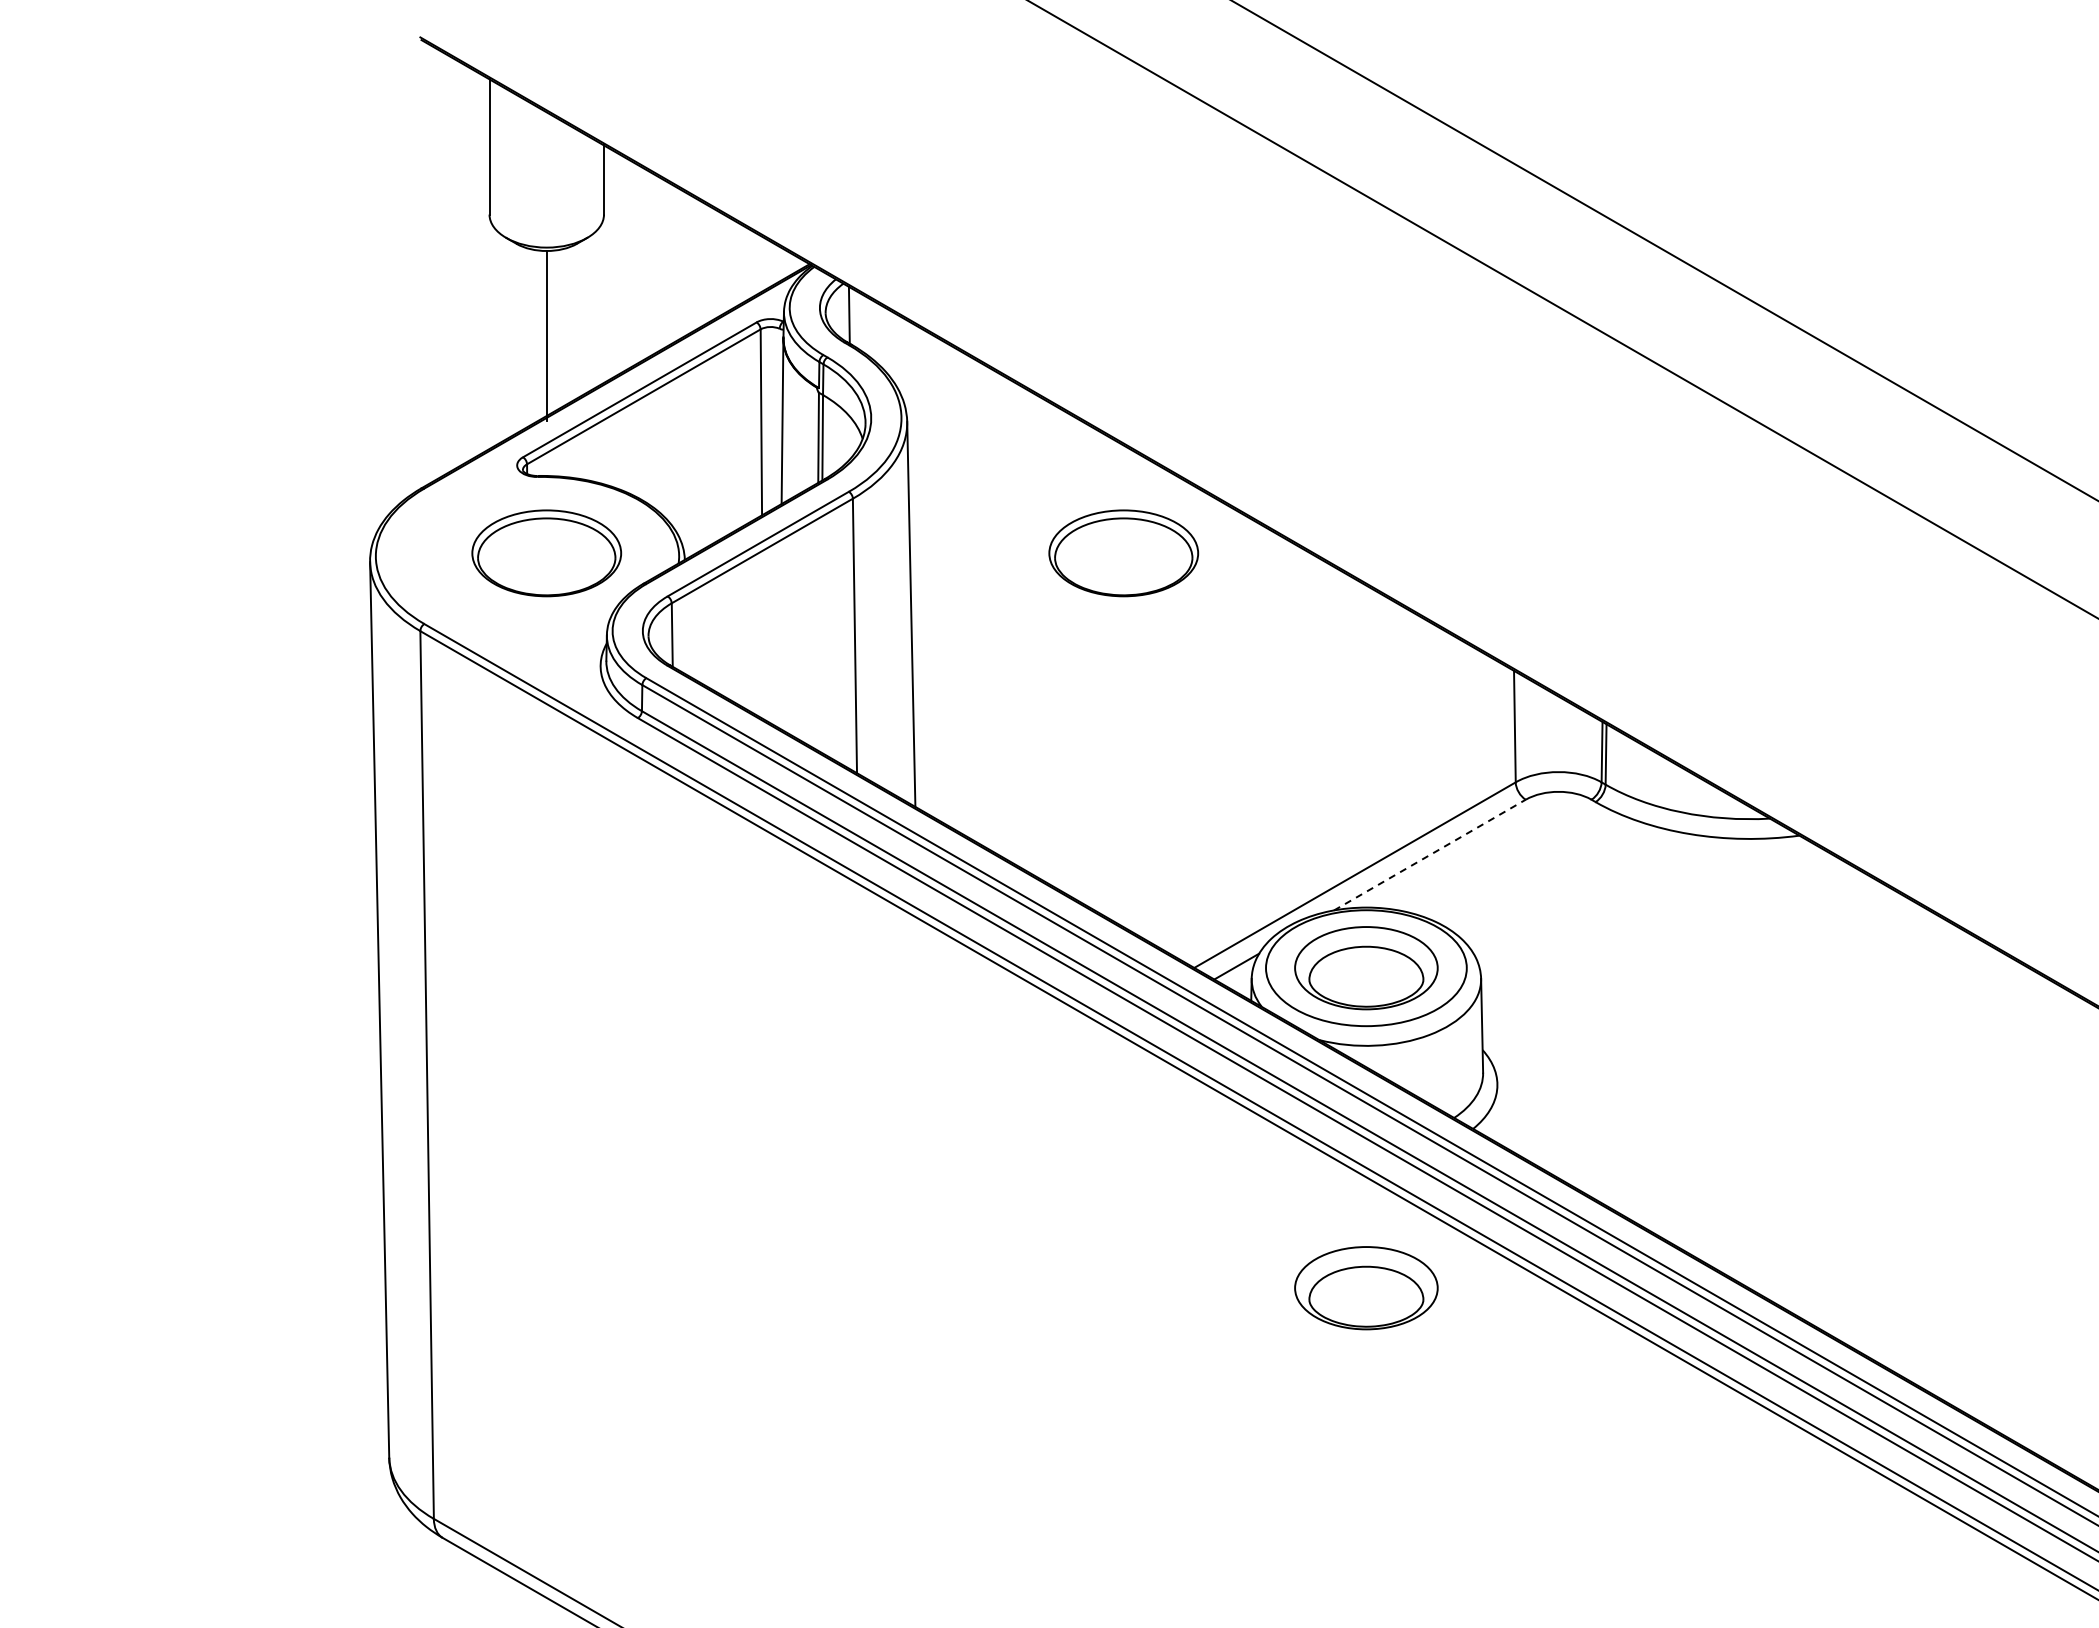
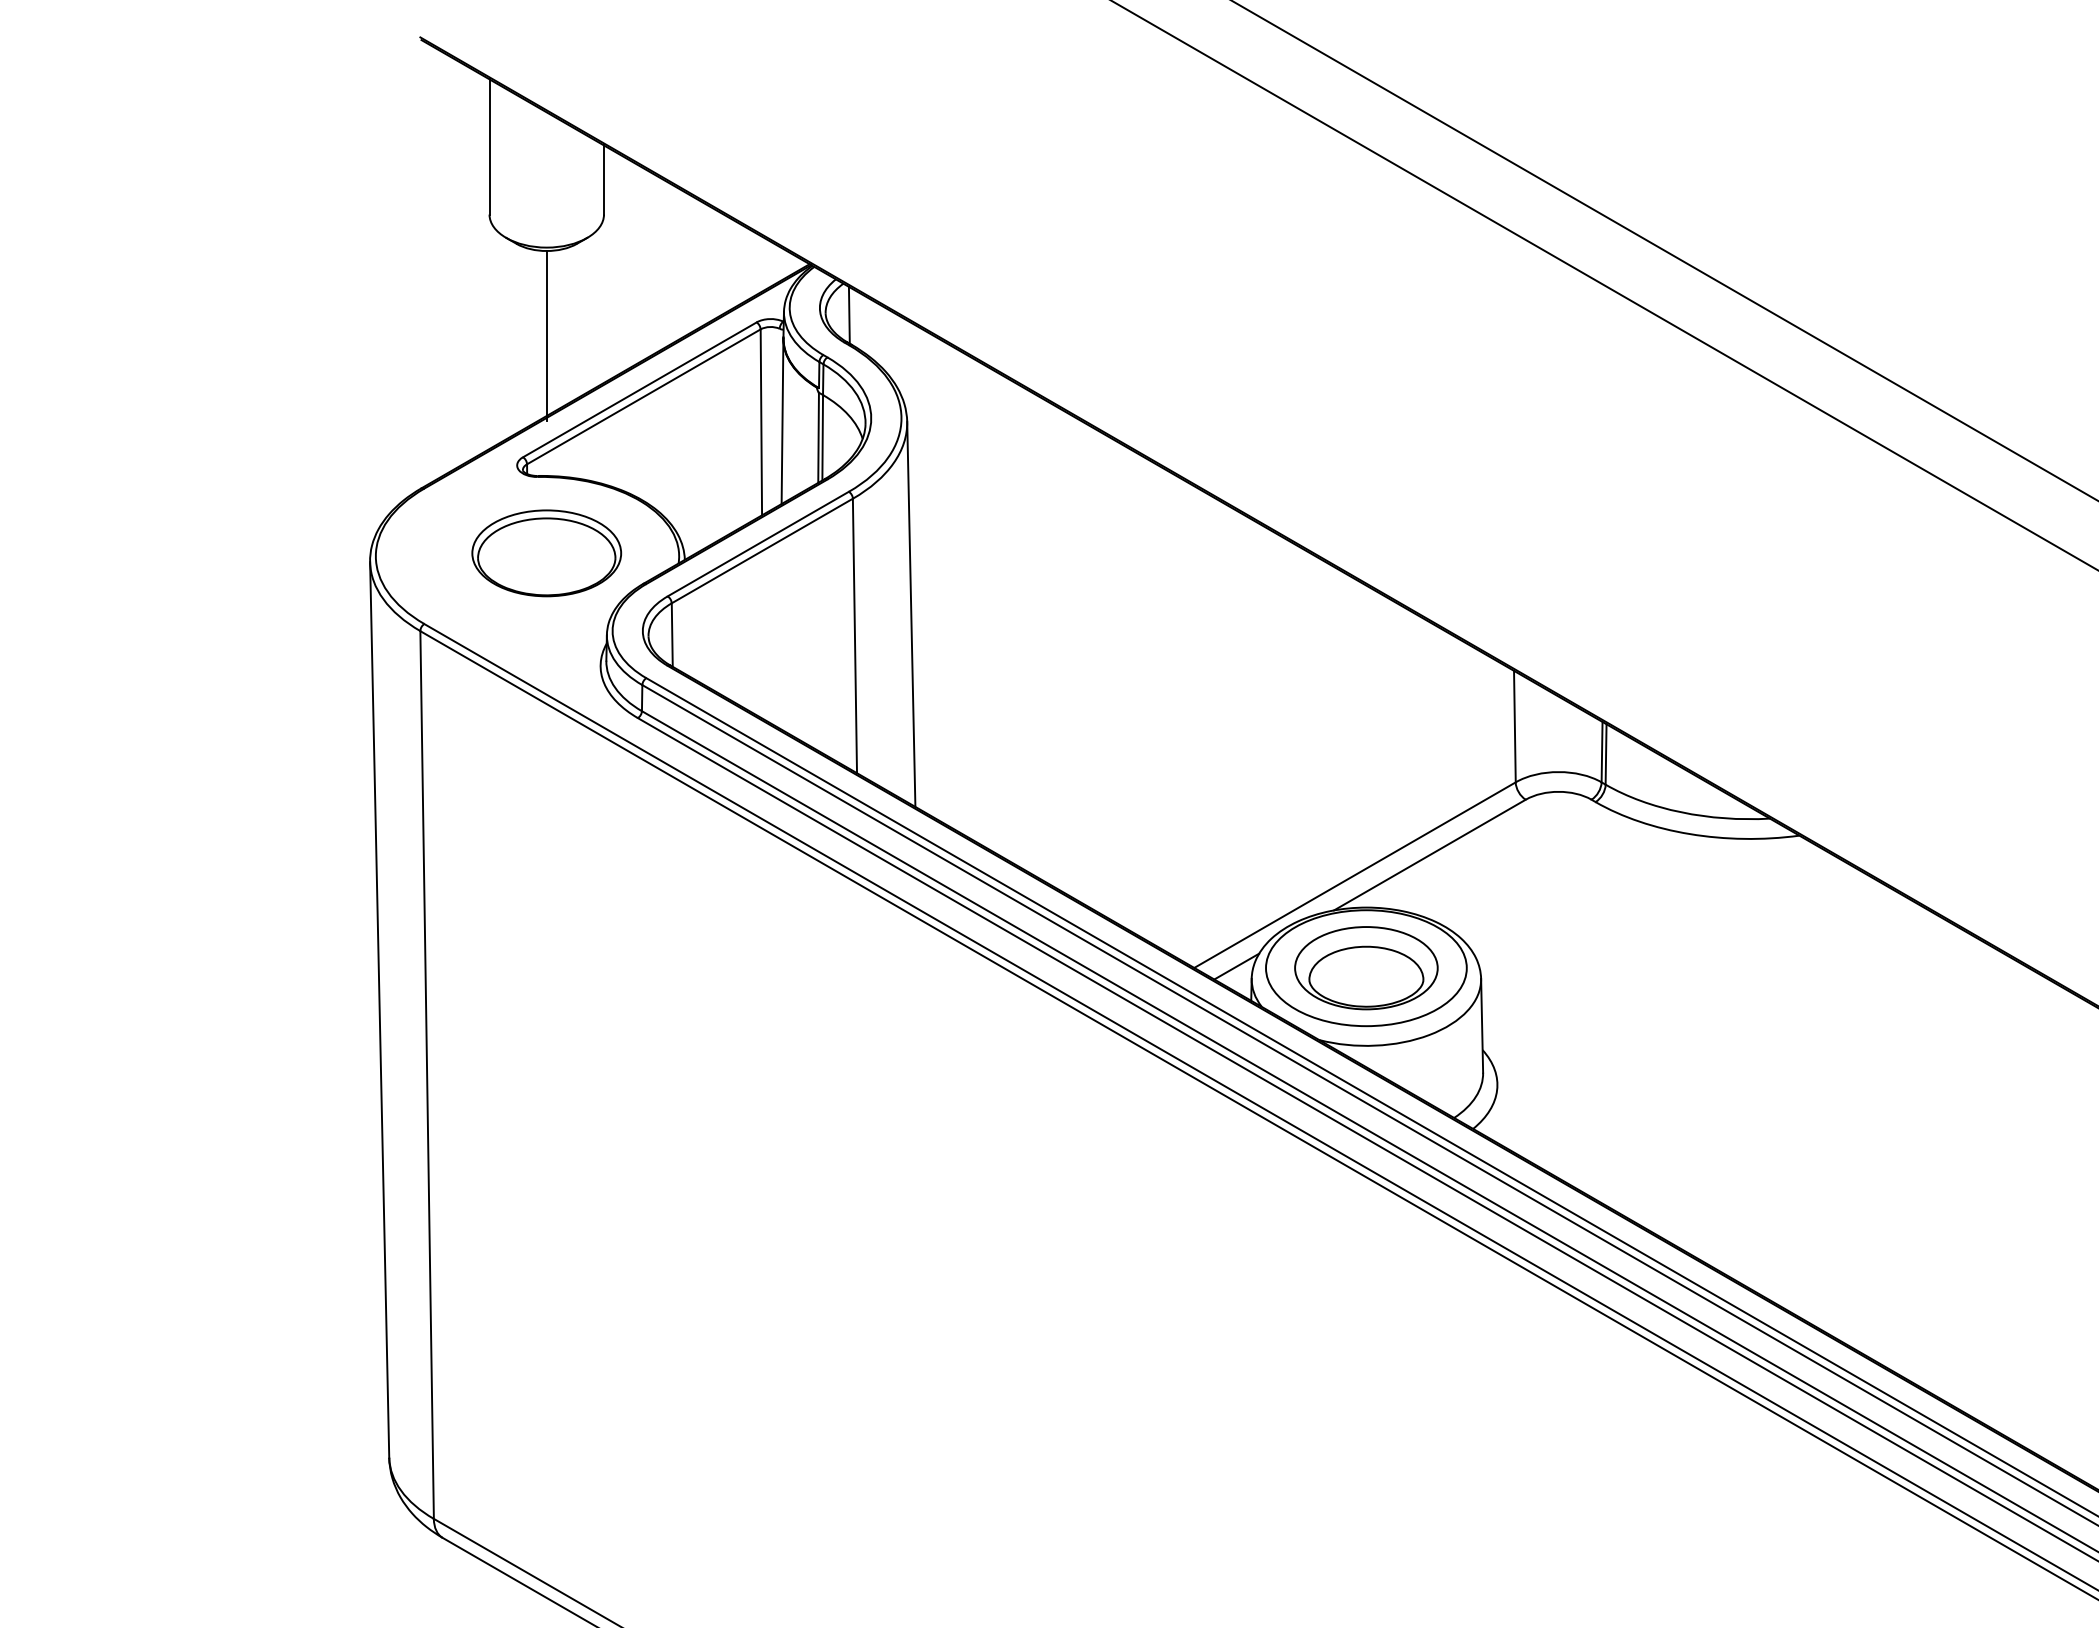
line position: (1562, 309) -> (1604, 285) (1604, 285)
part: present -> none (1123, 553)
line: dashed -> solid (1429, 855)
part: present -> none (1366, 1288)
